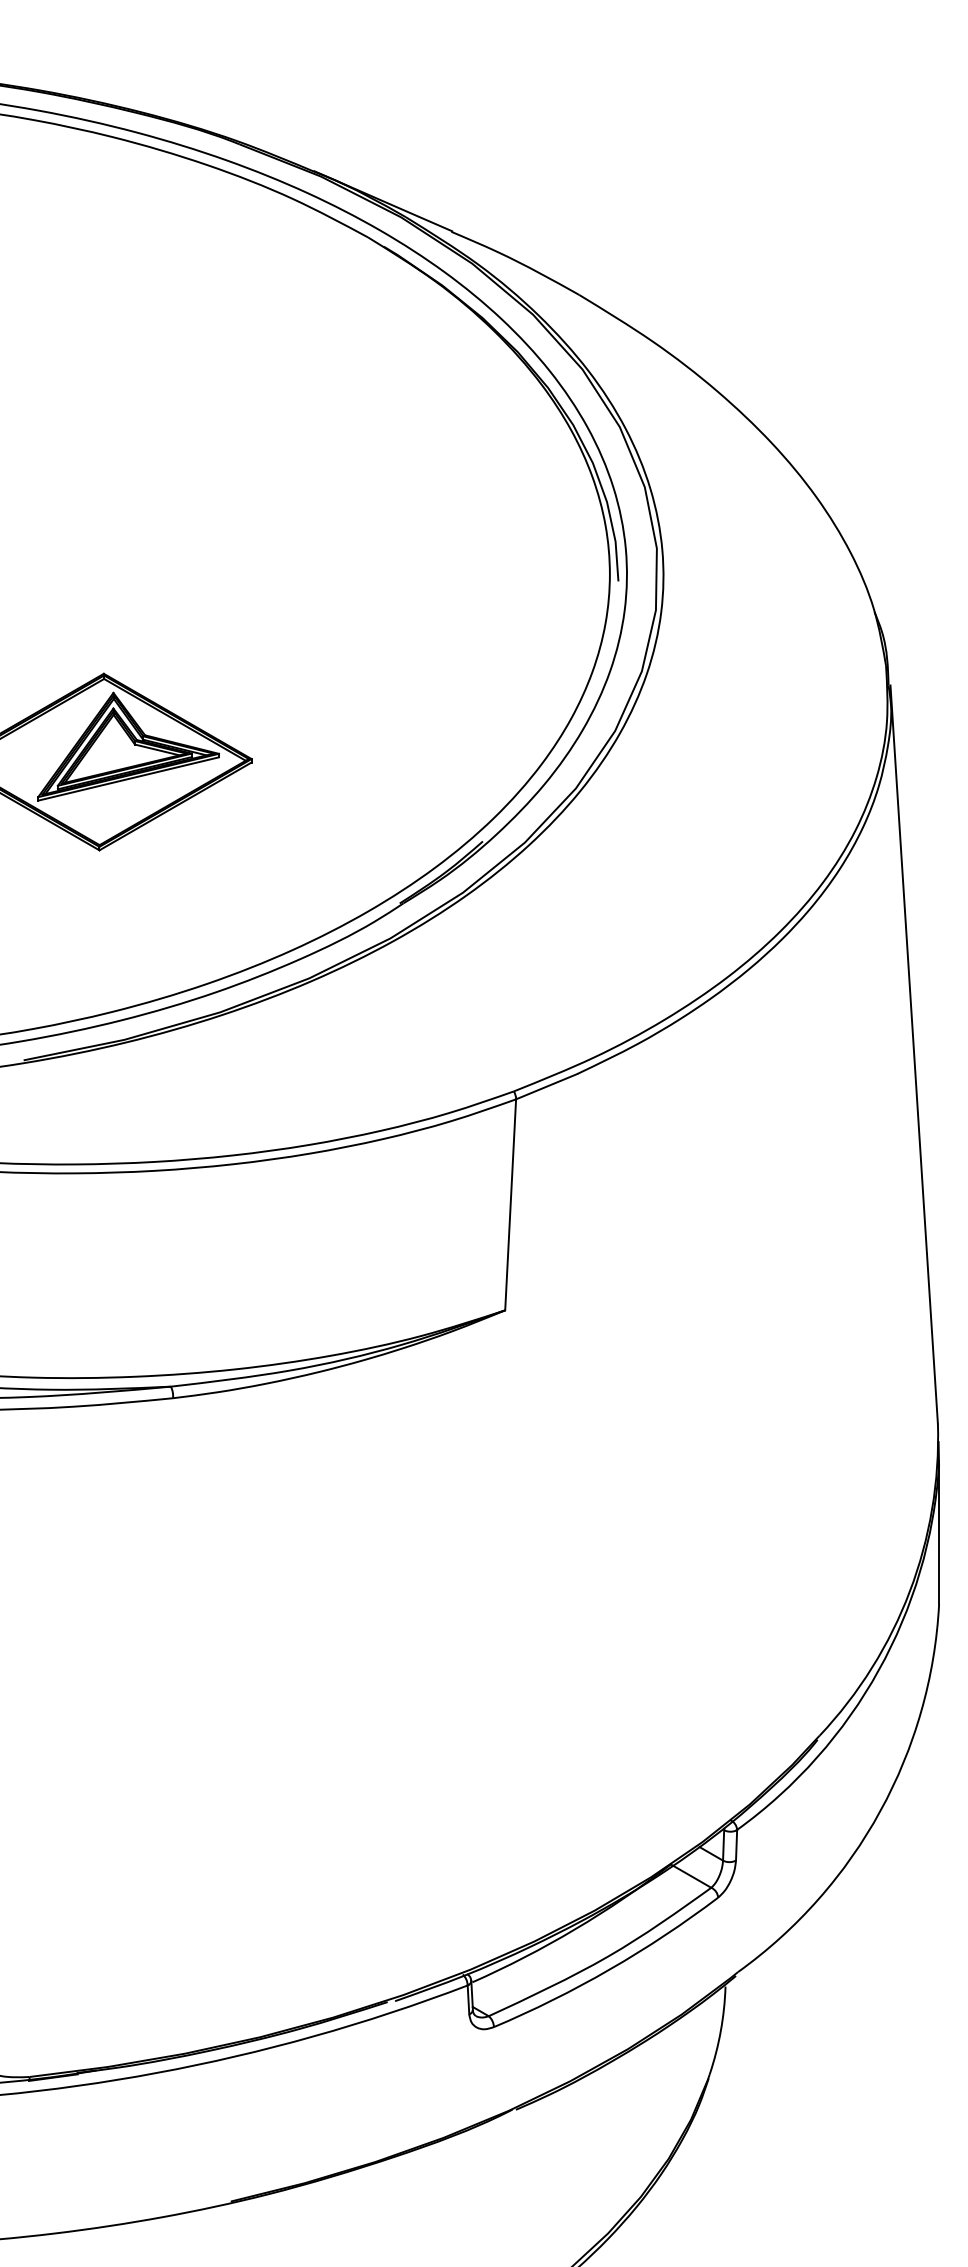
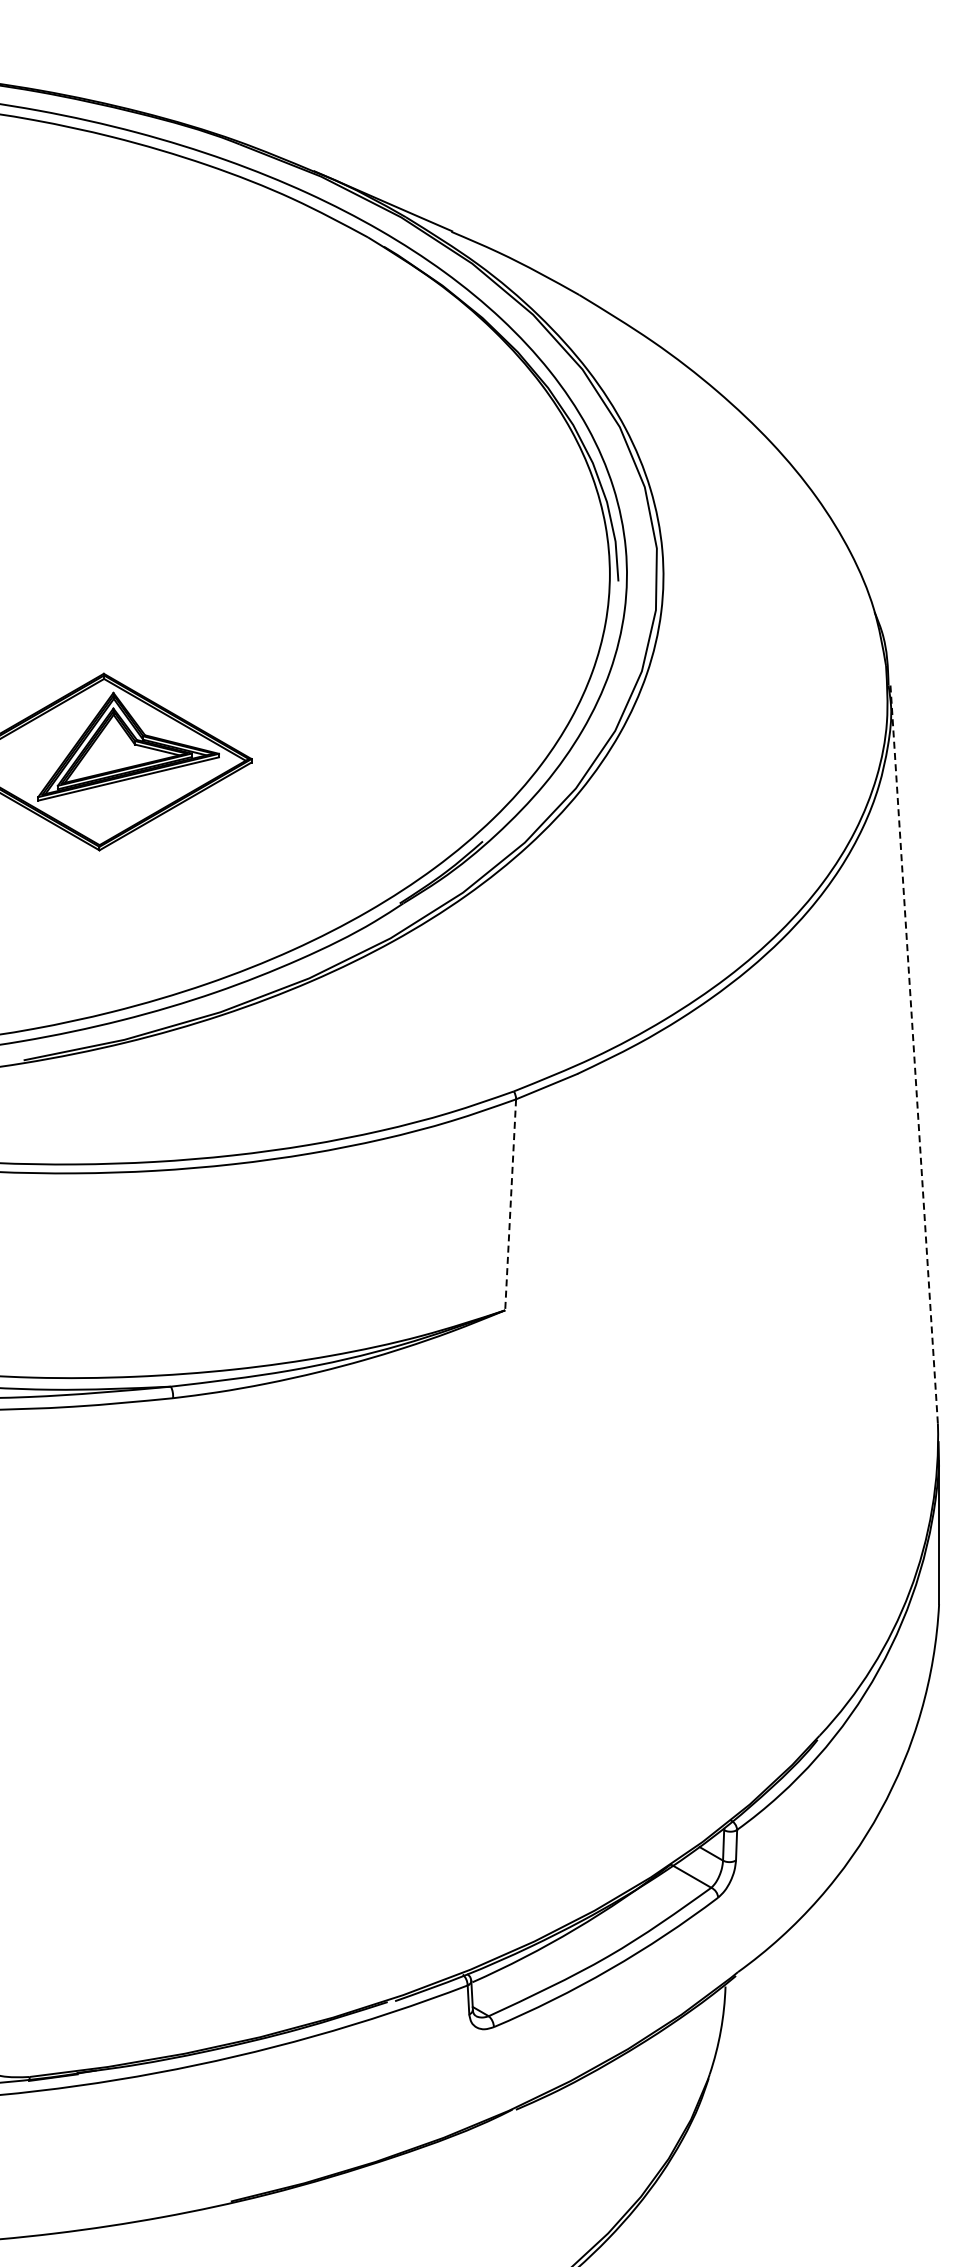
line: solid -> dashed (914, 1054)
line: solid -> dashed (510, 1204)
